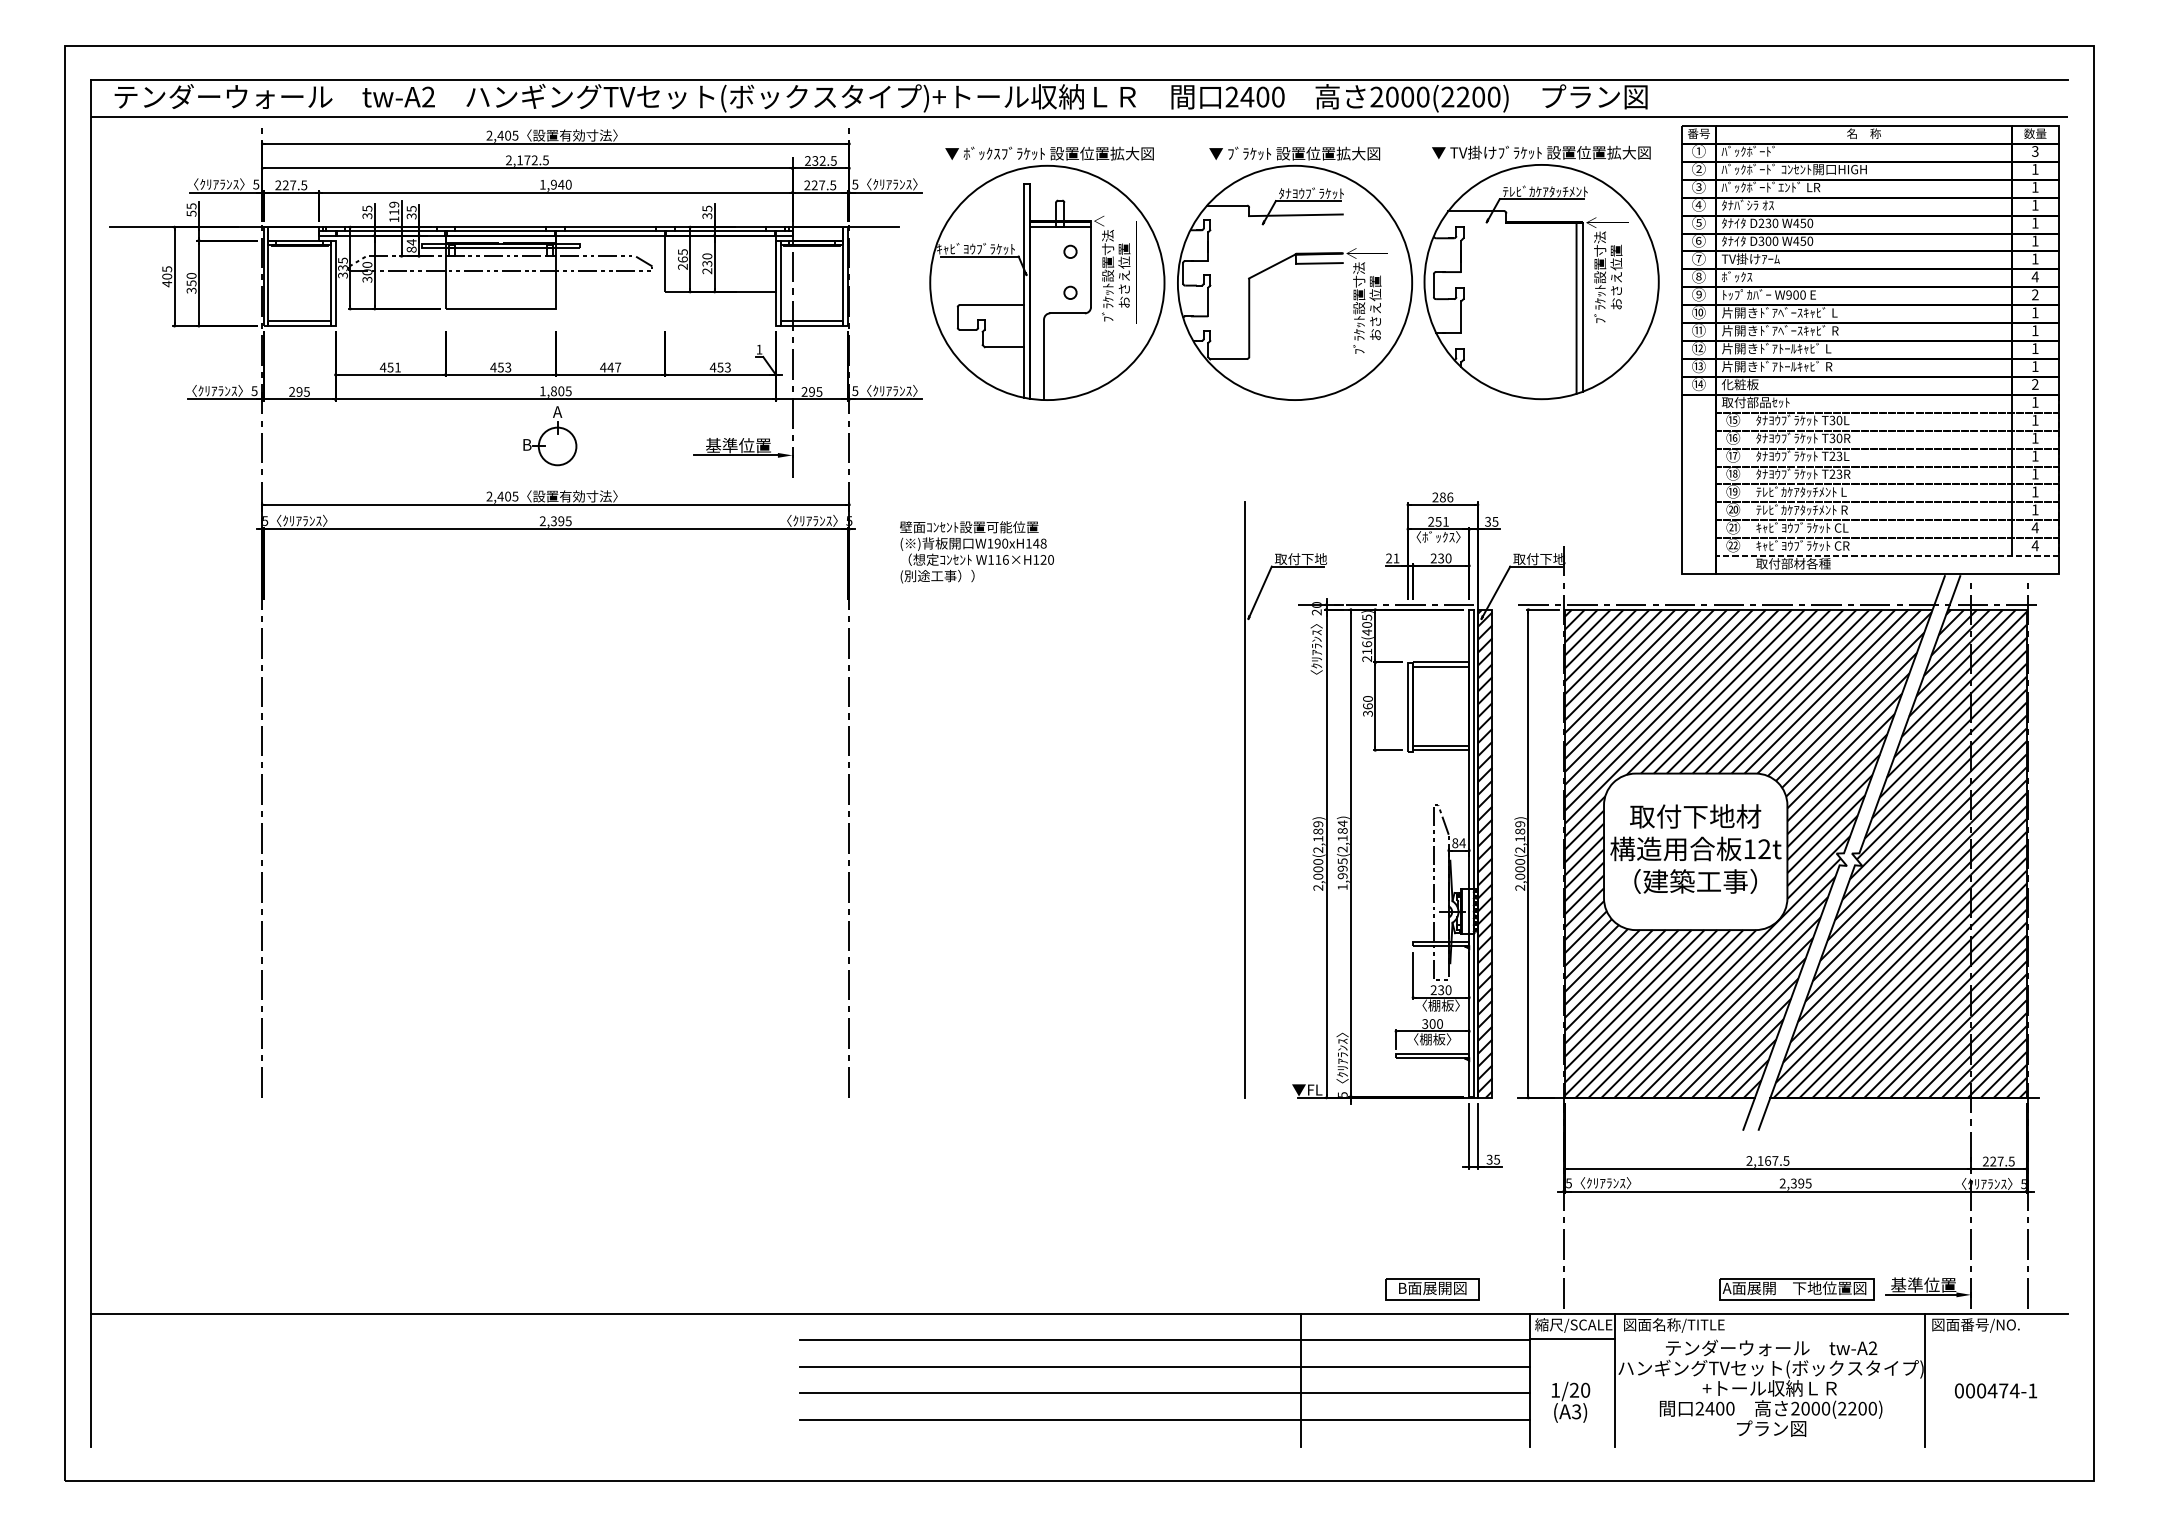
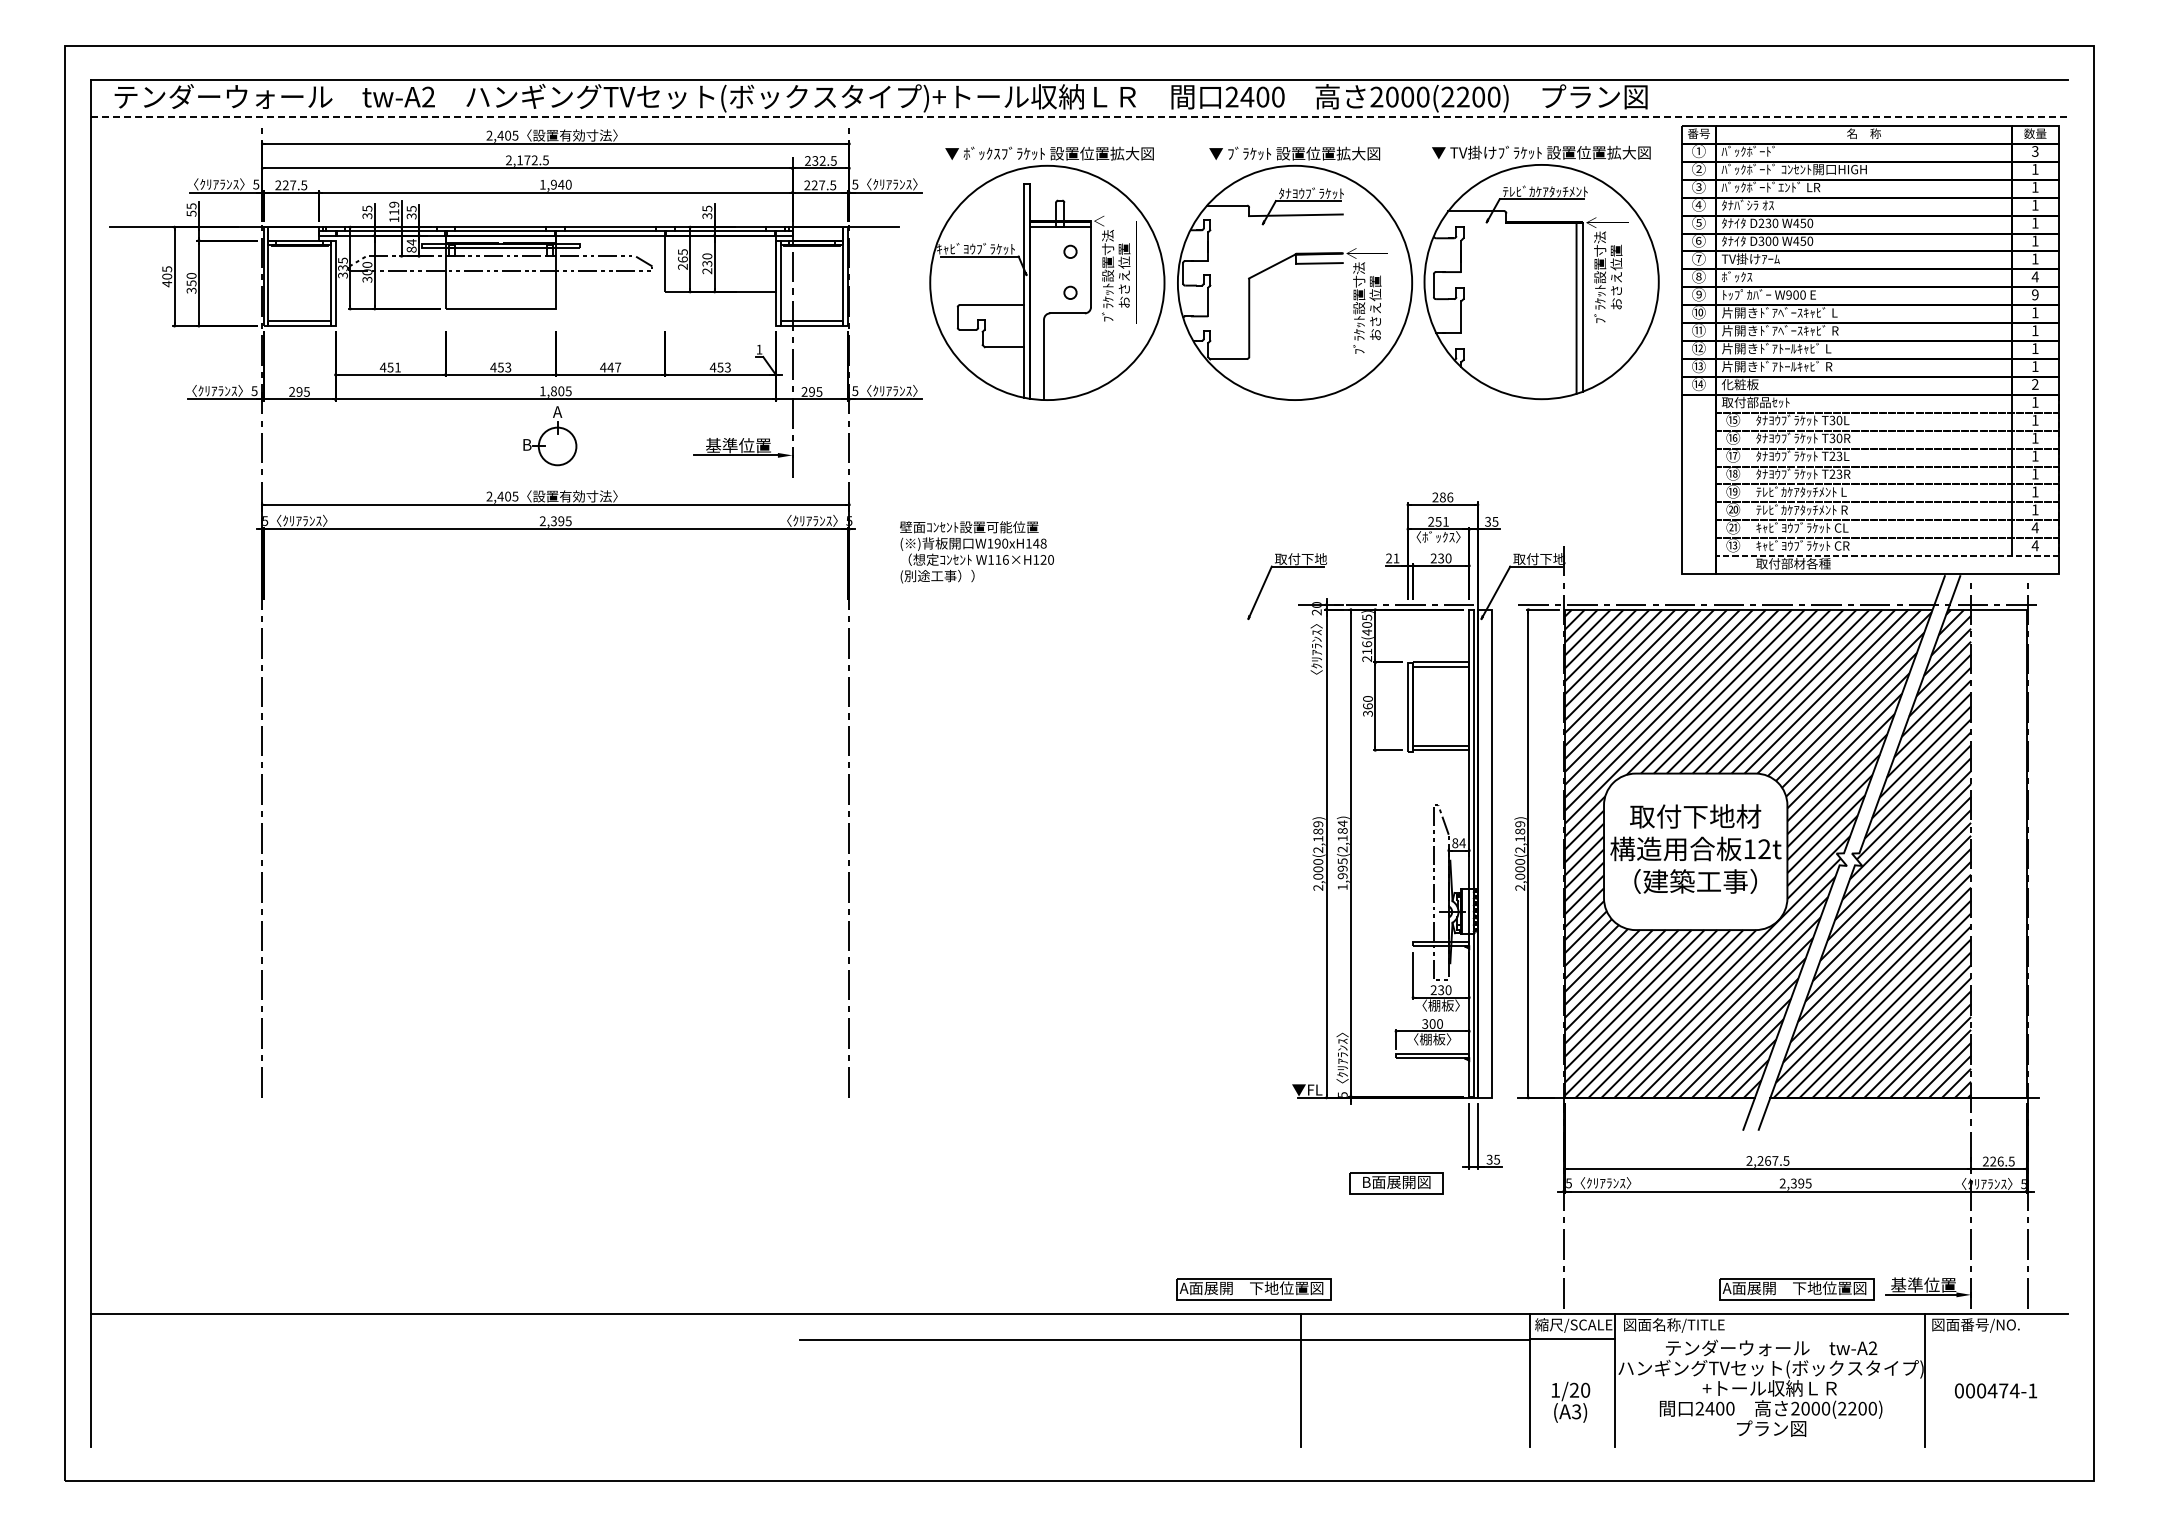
line: solid -> dashed (1079, 117)
text: 2 -> 9 (2035, 295)
text: ㉒ -> ⑬ (1732, 545)
line: present -> none (1244, 799)
hatch: present -> none (1484, 853)
hatch: present -> none (1998, 853)
text: 2,167.5 -> 2,267.5 (1760, 1160)
text: 227.5 -> 226.5 (2000, 1161)
part: none -> present (1253, 1289)
part position: (1432, 1289) -> (1396, 1183) (1396, 1183)
line: present -> none (1164, 1367)
line: present -> none (1164, 1393)
line: present -> none (1164, 1420)
